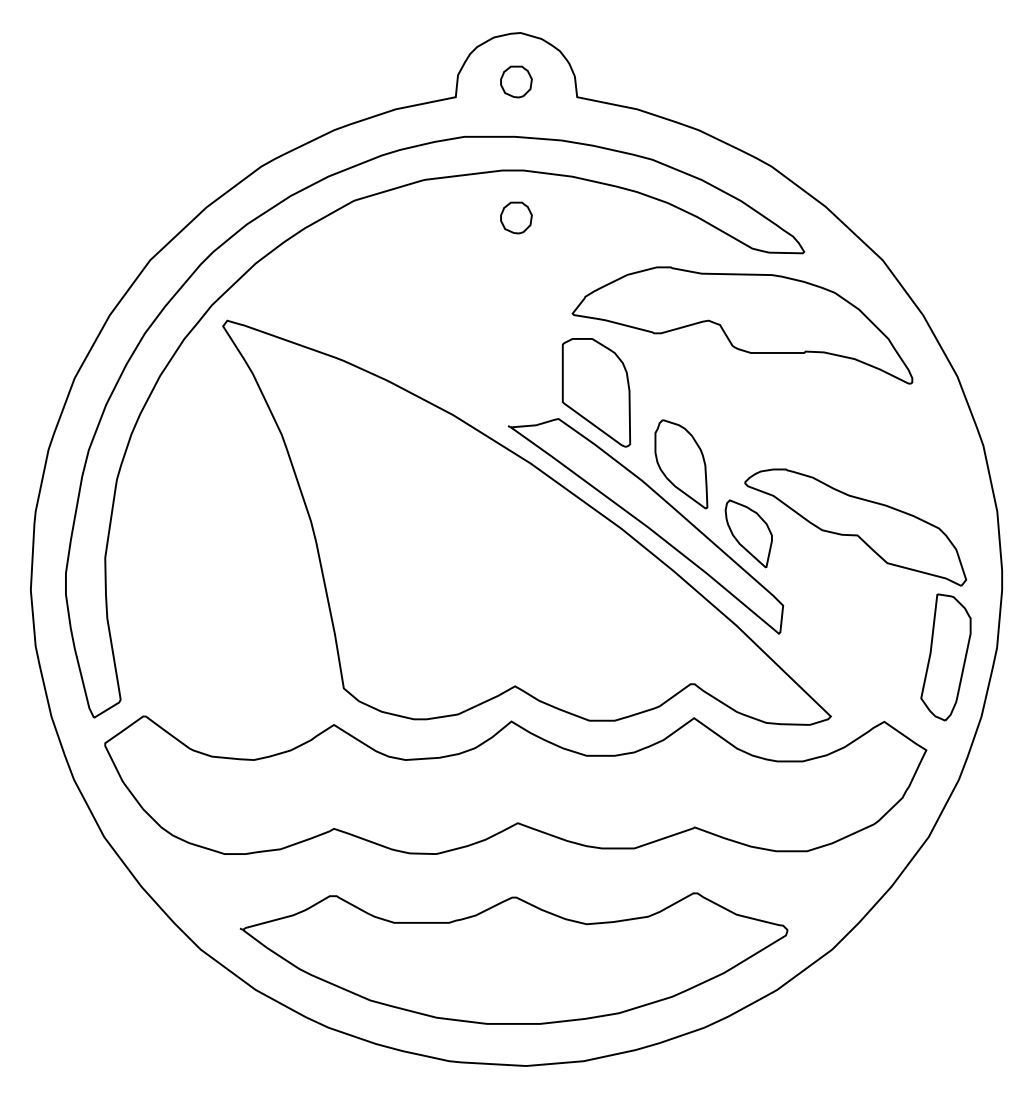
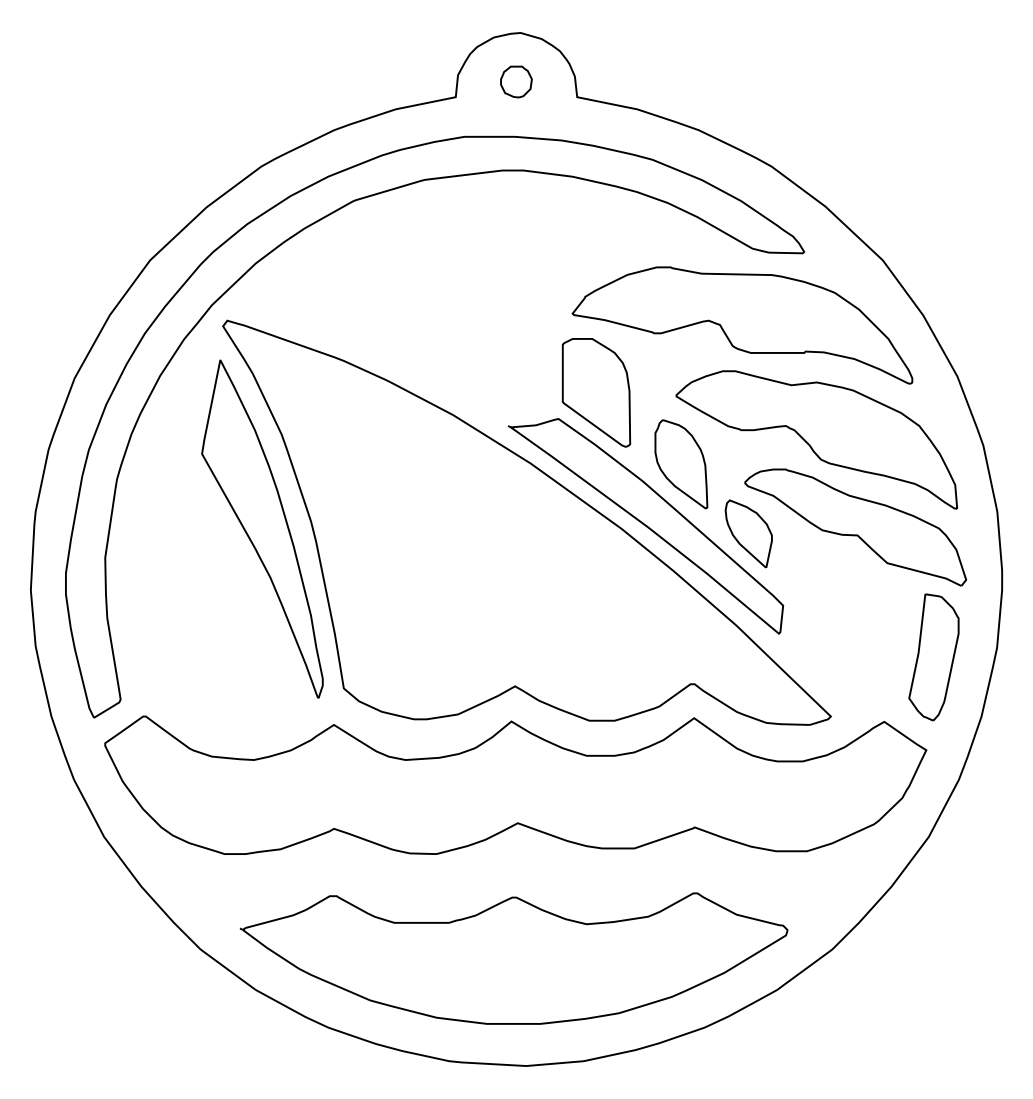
part: present -> none (516, 217)
part: none -> present (816, 439)
part: none -> present (262, 528)
part position: (945, 657) -> (933, 657) (933, 657)
